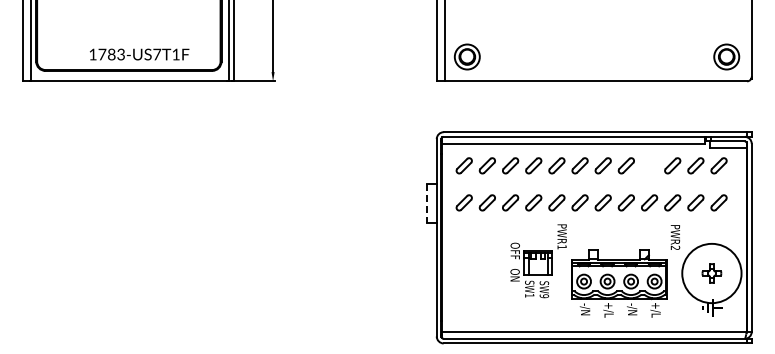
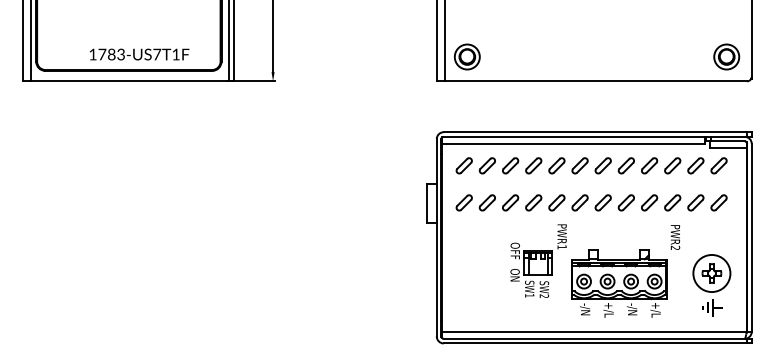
part: none -> present (649, 165)
line: dashed -> solid (427, 204)
circle diameter: 59 px -> 37 px (711, 273)
text: SW9 -> SW2 (543, 296)
